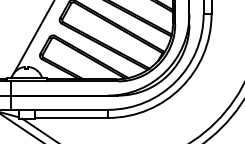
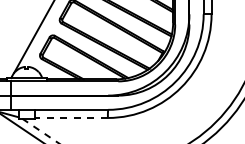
line: solid -> dashed (70, 117)
line: solid -> dashed (41, 131)
